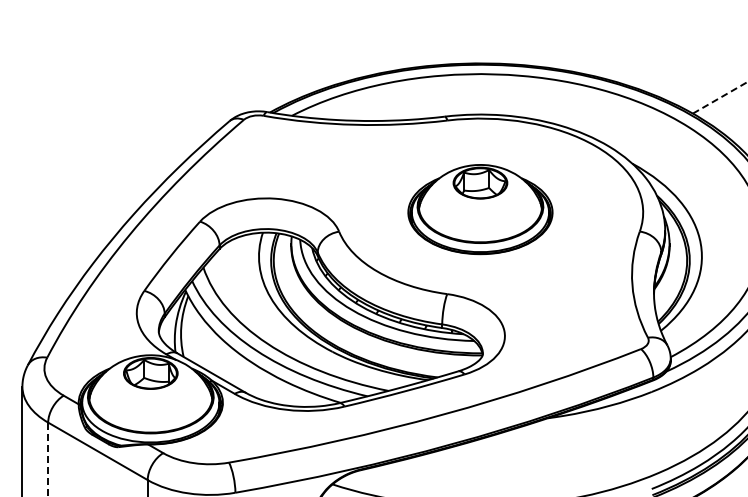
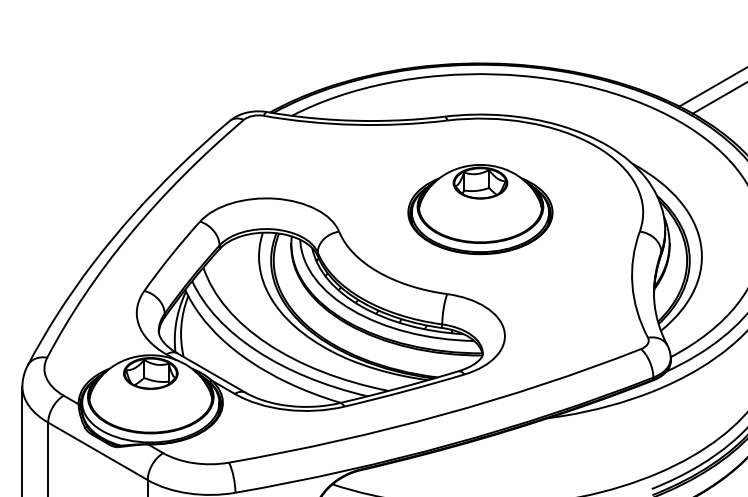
line: none -> present (711, 87)
line: dashed -> solid (720, 97)
line: dashed -> solid (48, 459)
